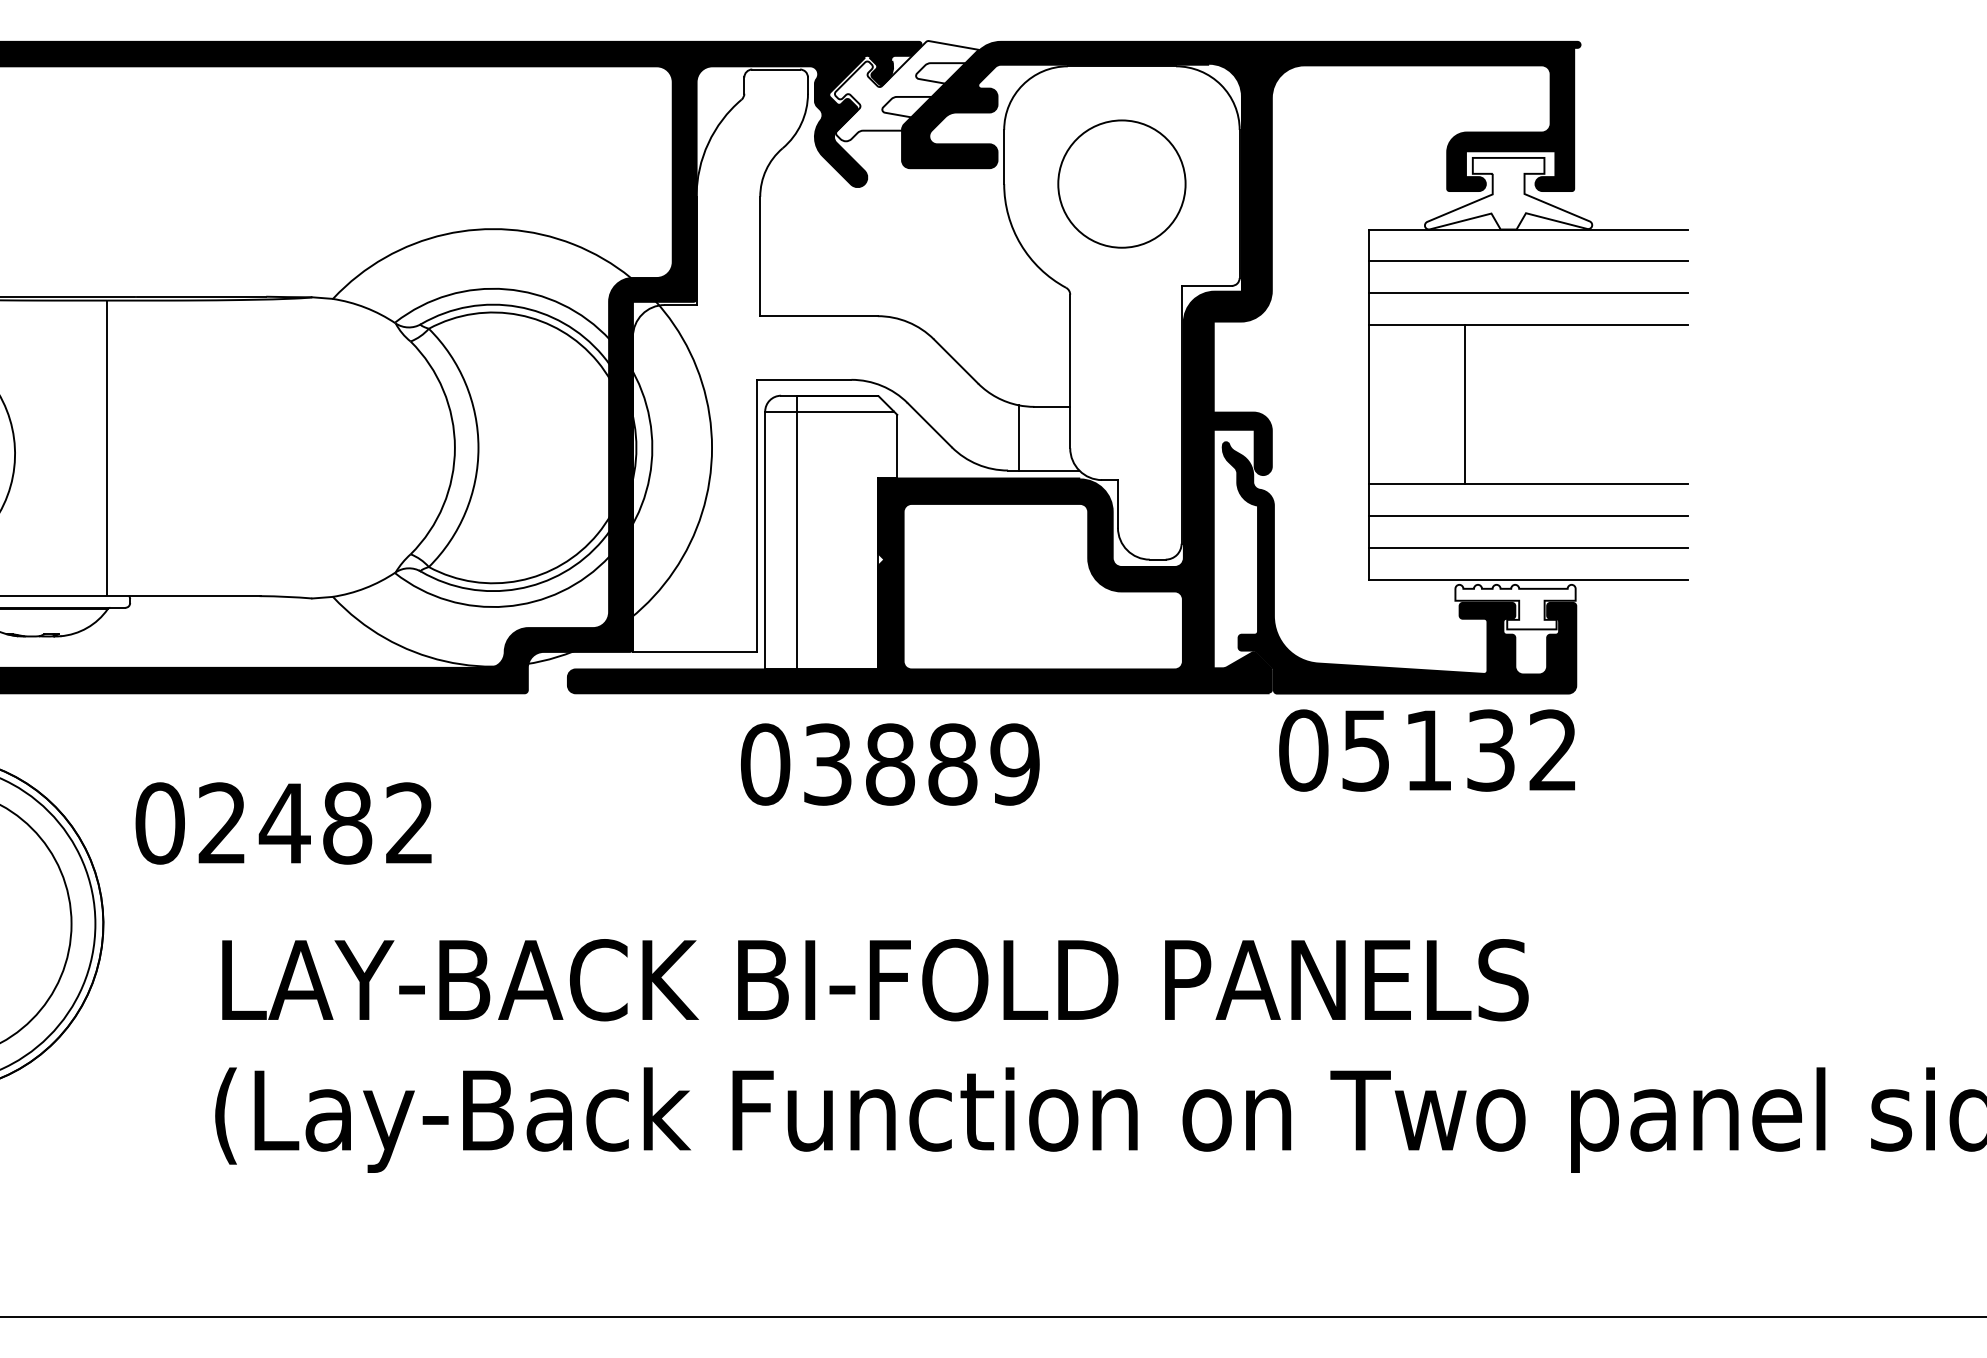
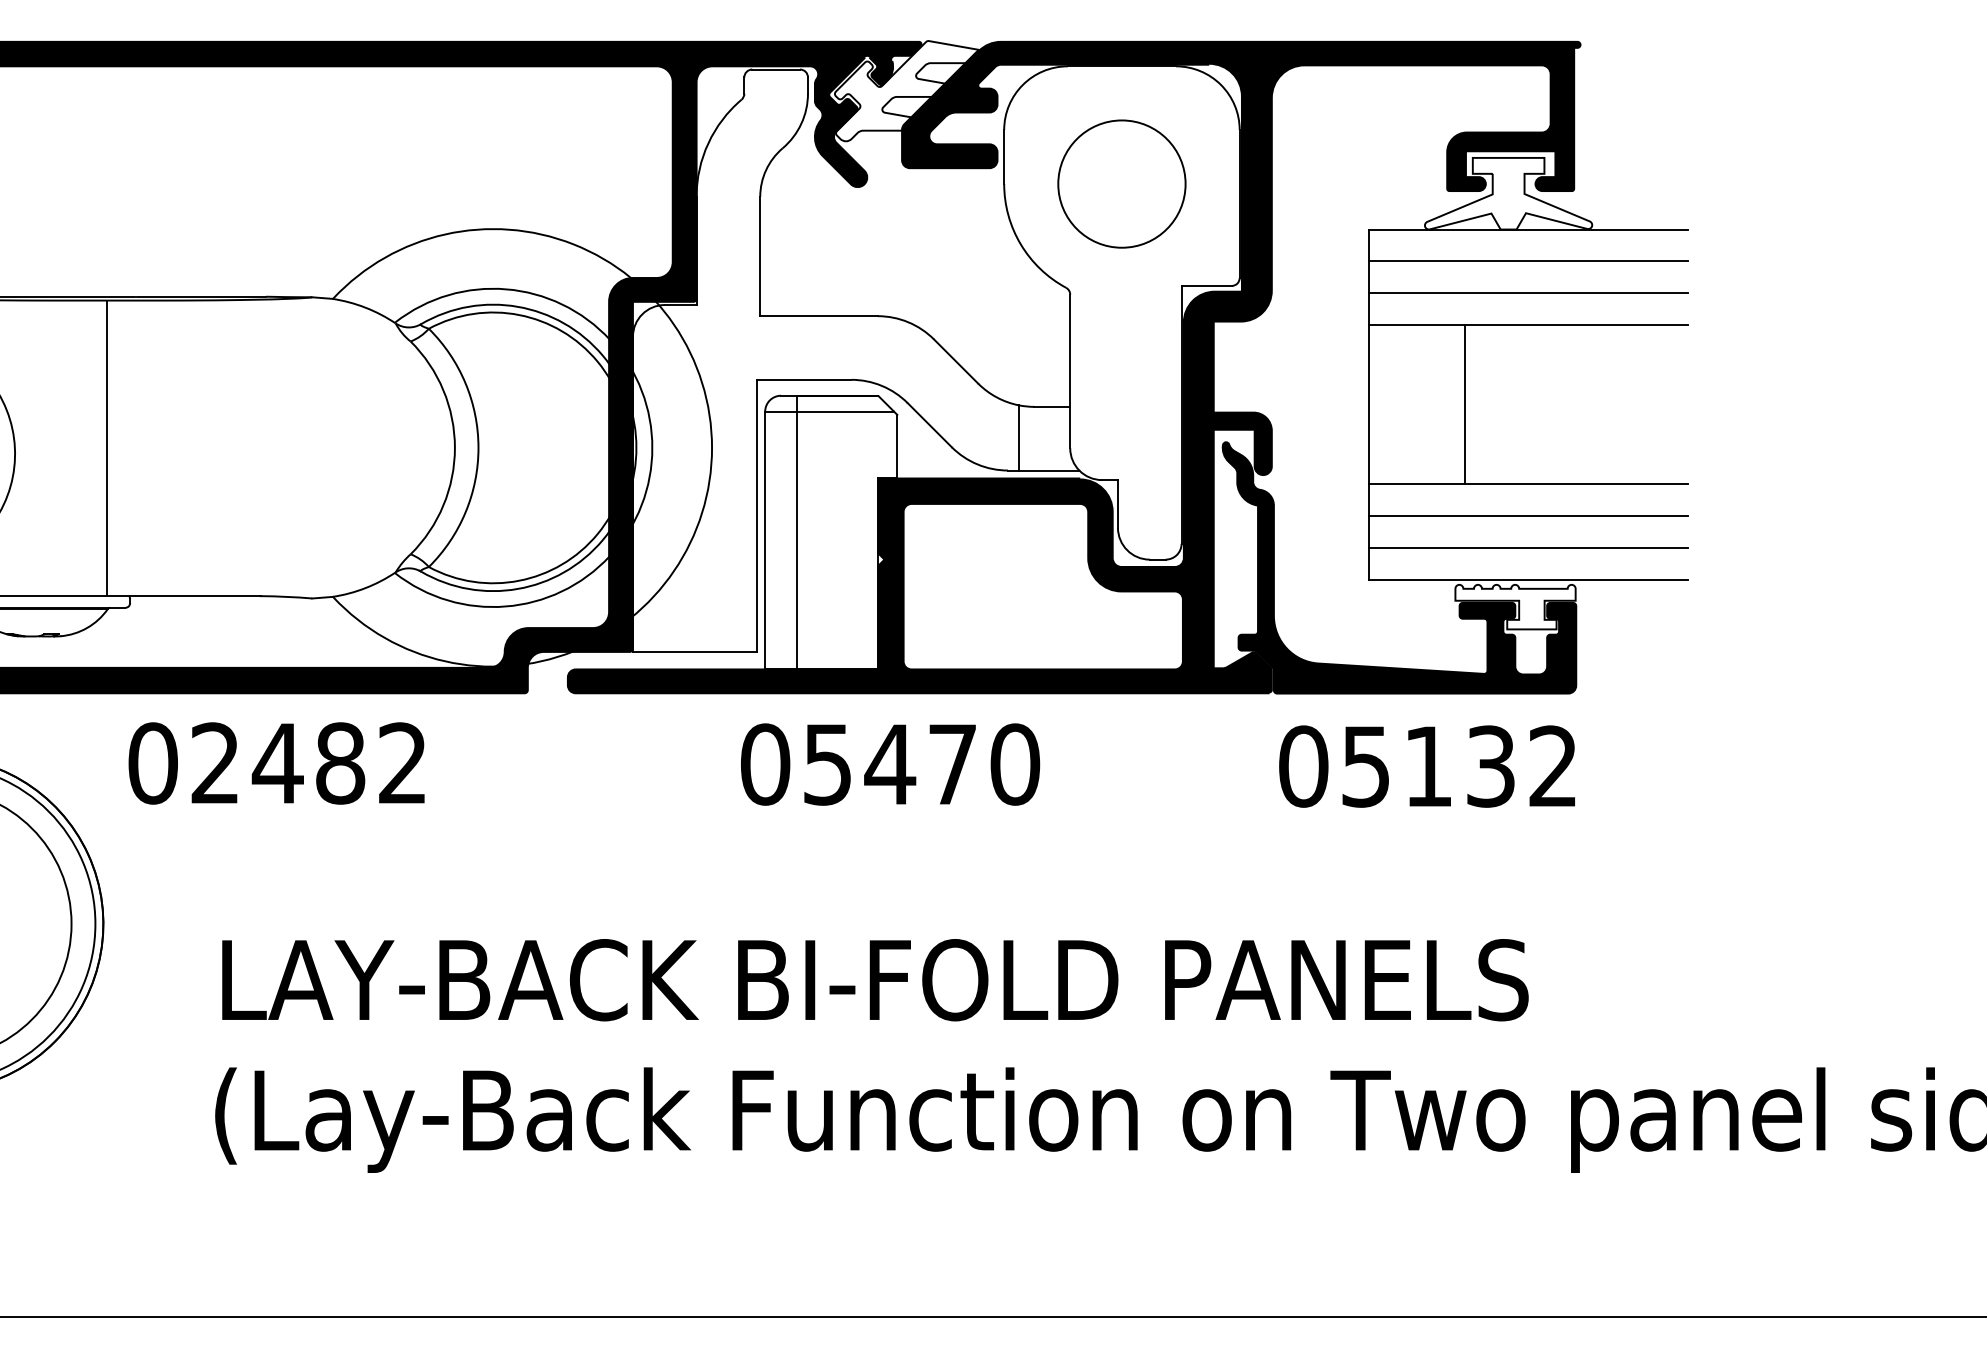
text position: (1426, 750) -> (1426, 766) (1426, 766)
text: 03889 -> 05470 (922, 764)
text position: (283, 823) -> (276, 763) (276, 763)
